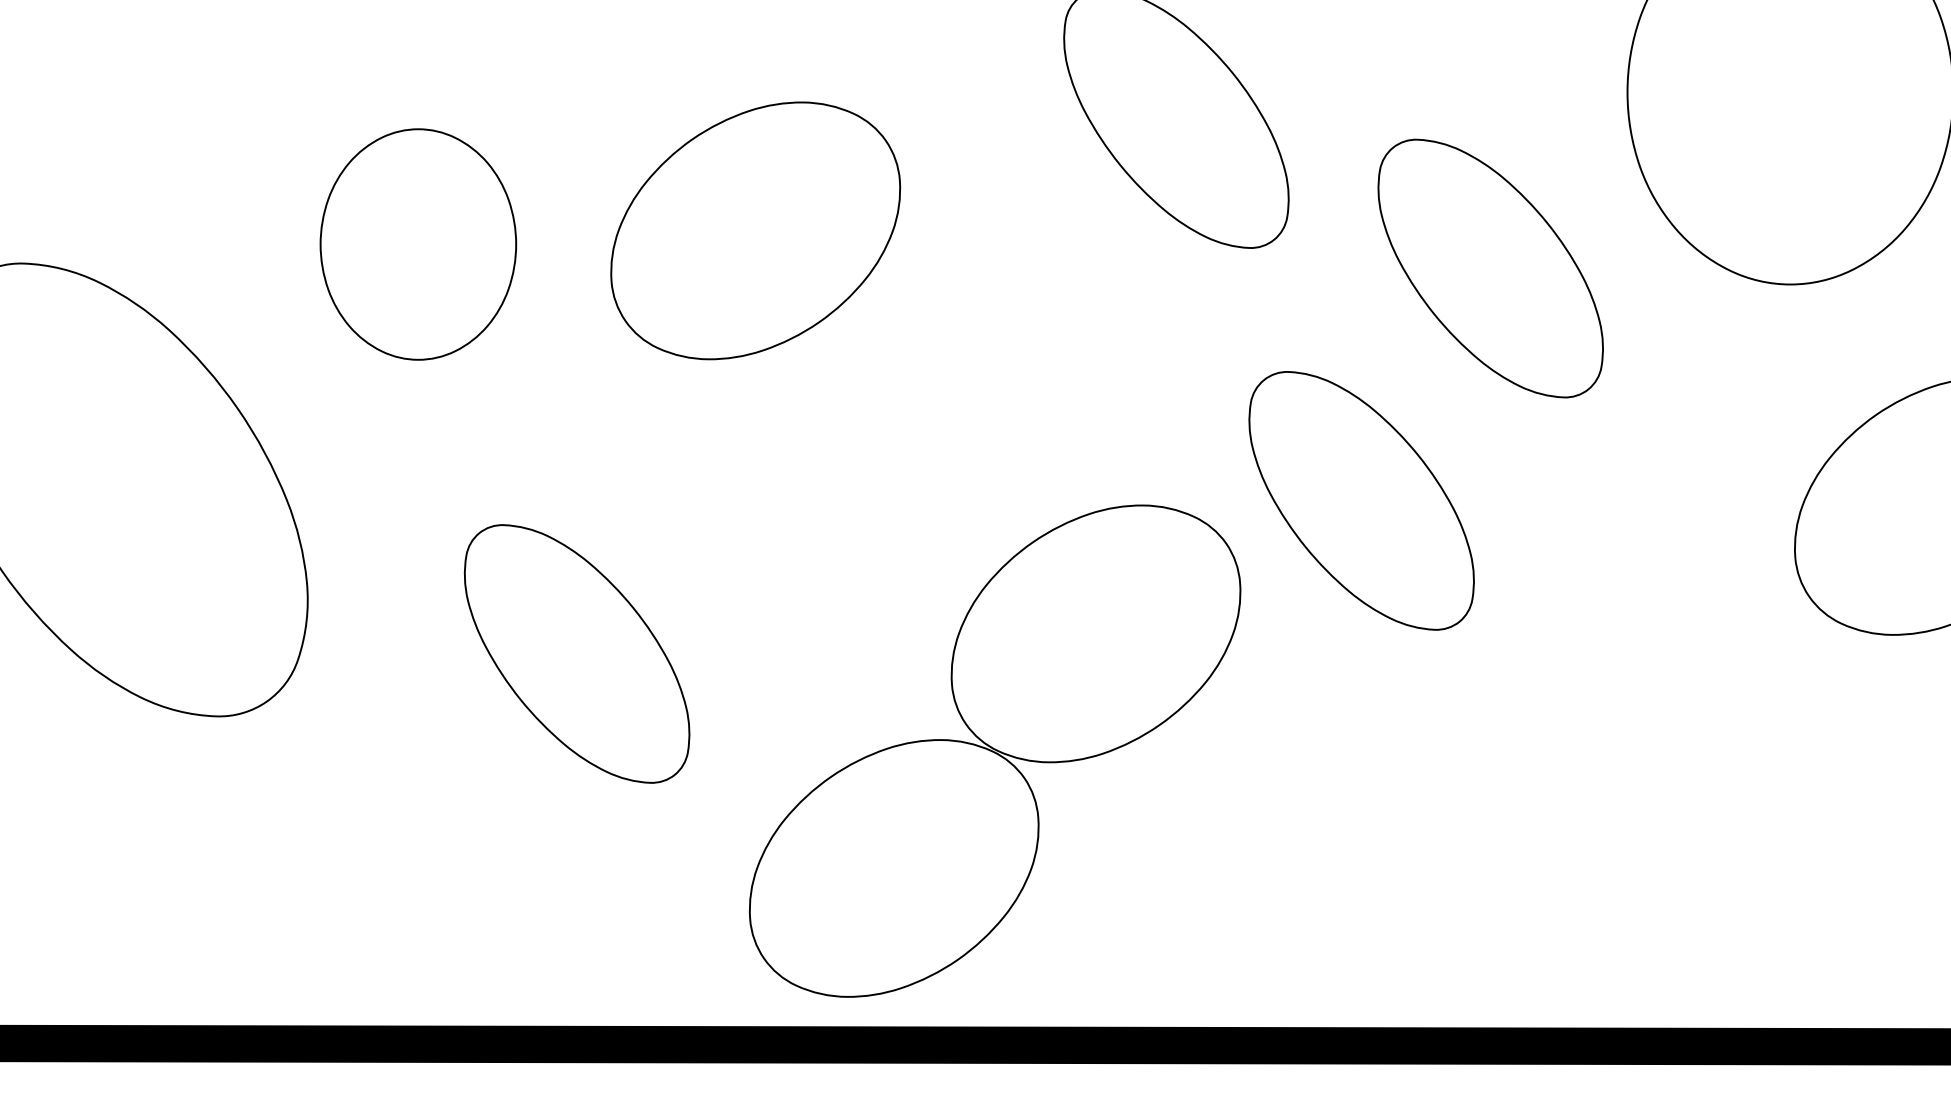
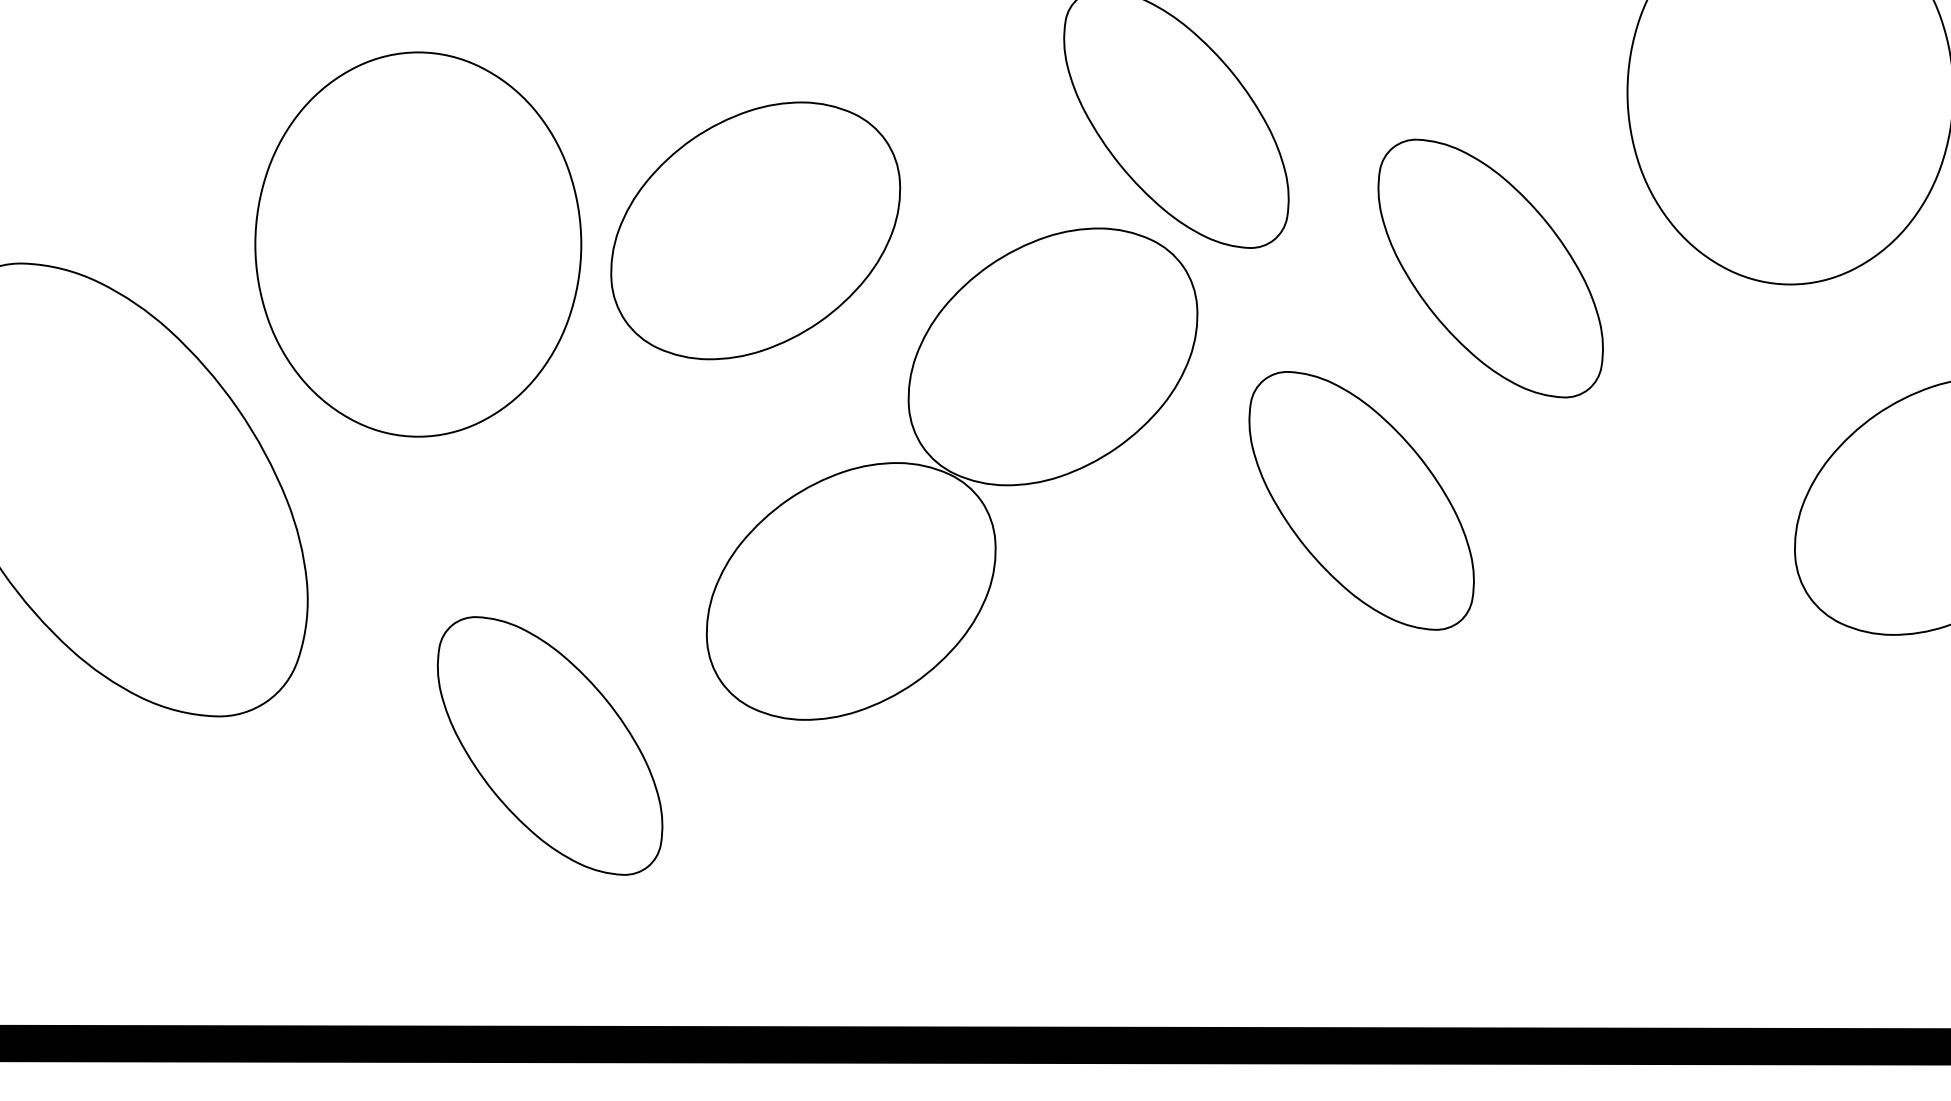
part size: 199x233 px -> 329x387 px (418, 244)
part position: (576, 653) -> (549, 745) (549, 745)
part position: (994, 750) -> (951, 473) (951, 473)
